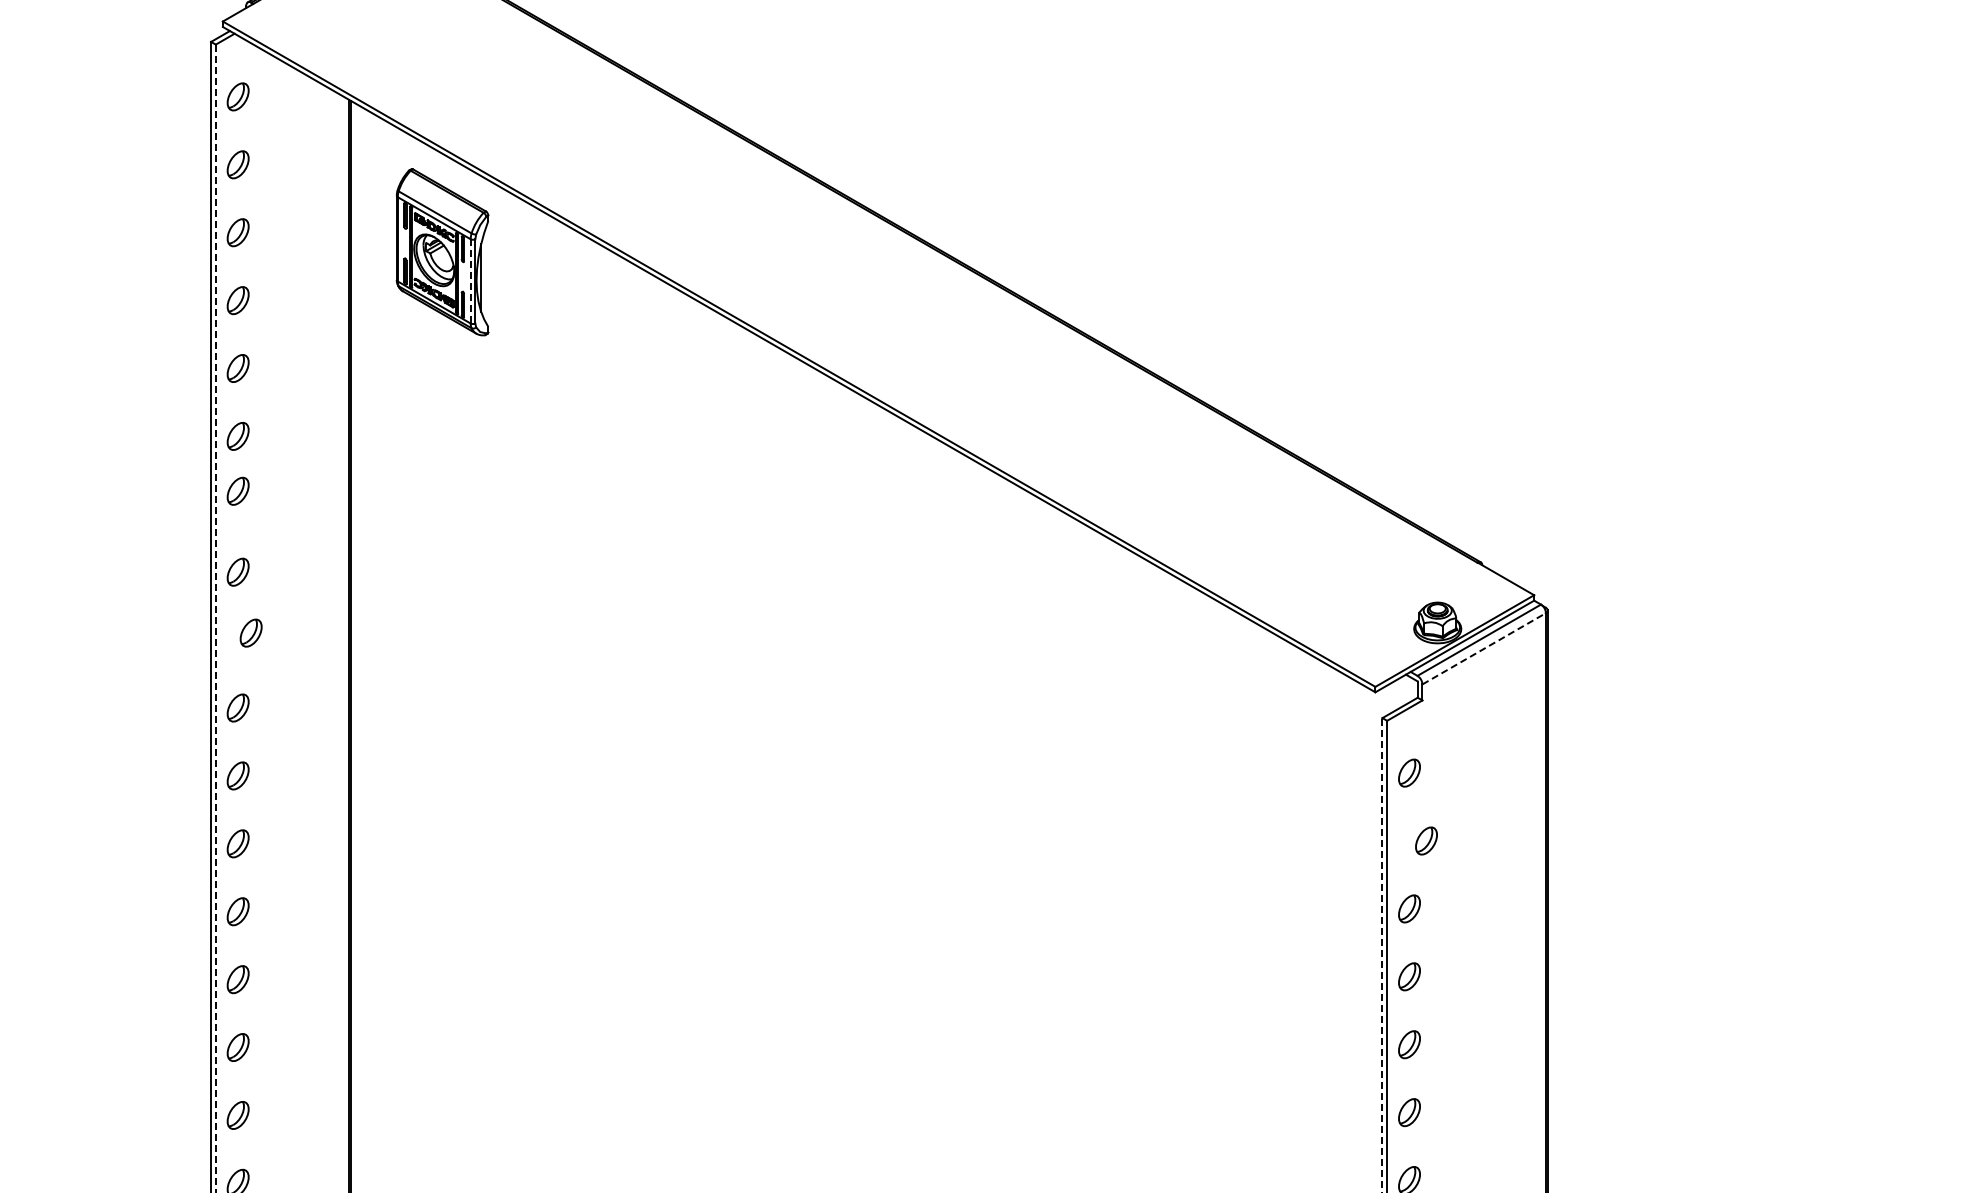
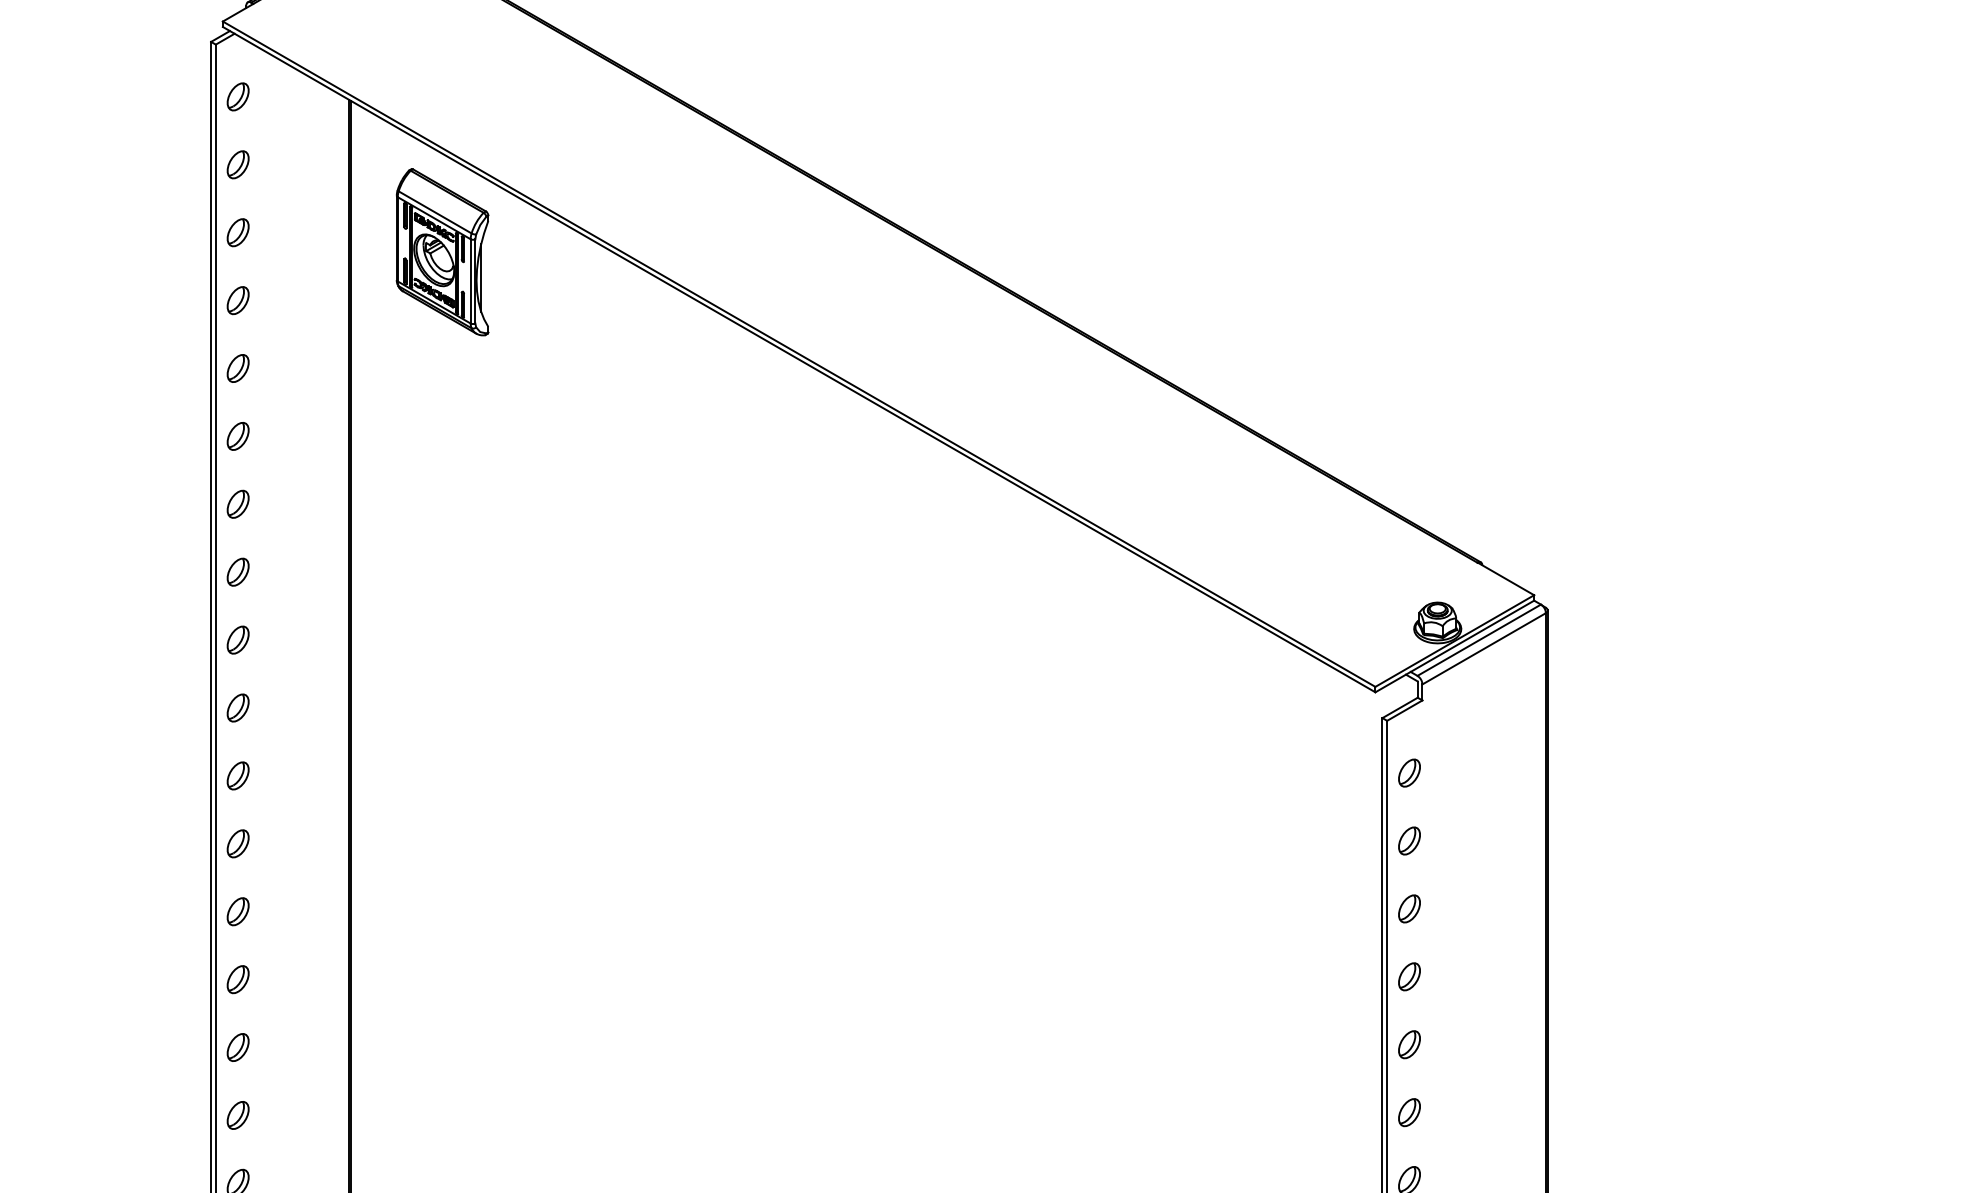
line: dashed -> solid (470, 281)
part position: (237, 490) -> (237, 503) (237, 503)
line: dashed -> solid (215, 618)
part position: (250, 632) -> (237, 639) (237, 639)
line: dashed -> solid (1484, 648)
part position: (1426, 840) -> (1409, 840) (1409, 840)
line: dashed -> solid (1382, 955)
